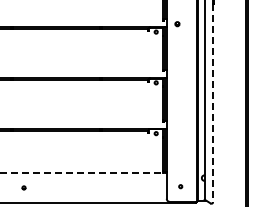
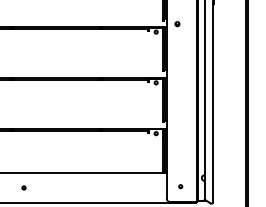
line: dashed -> solid (212, 103)
line: dashed -> solid (83, 172)
